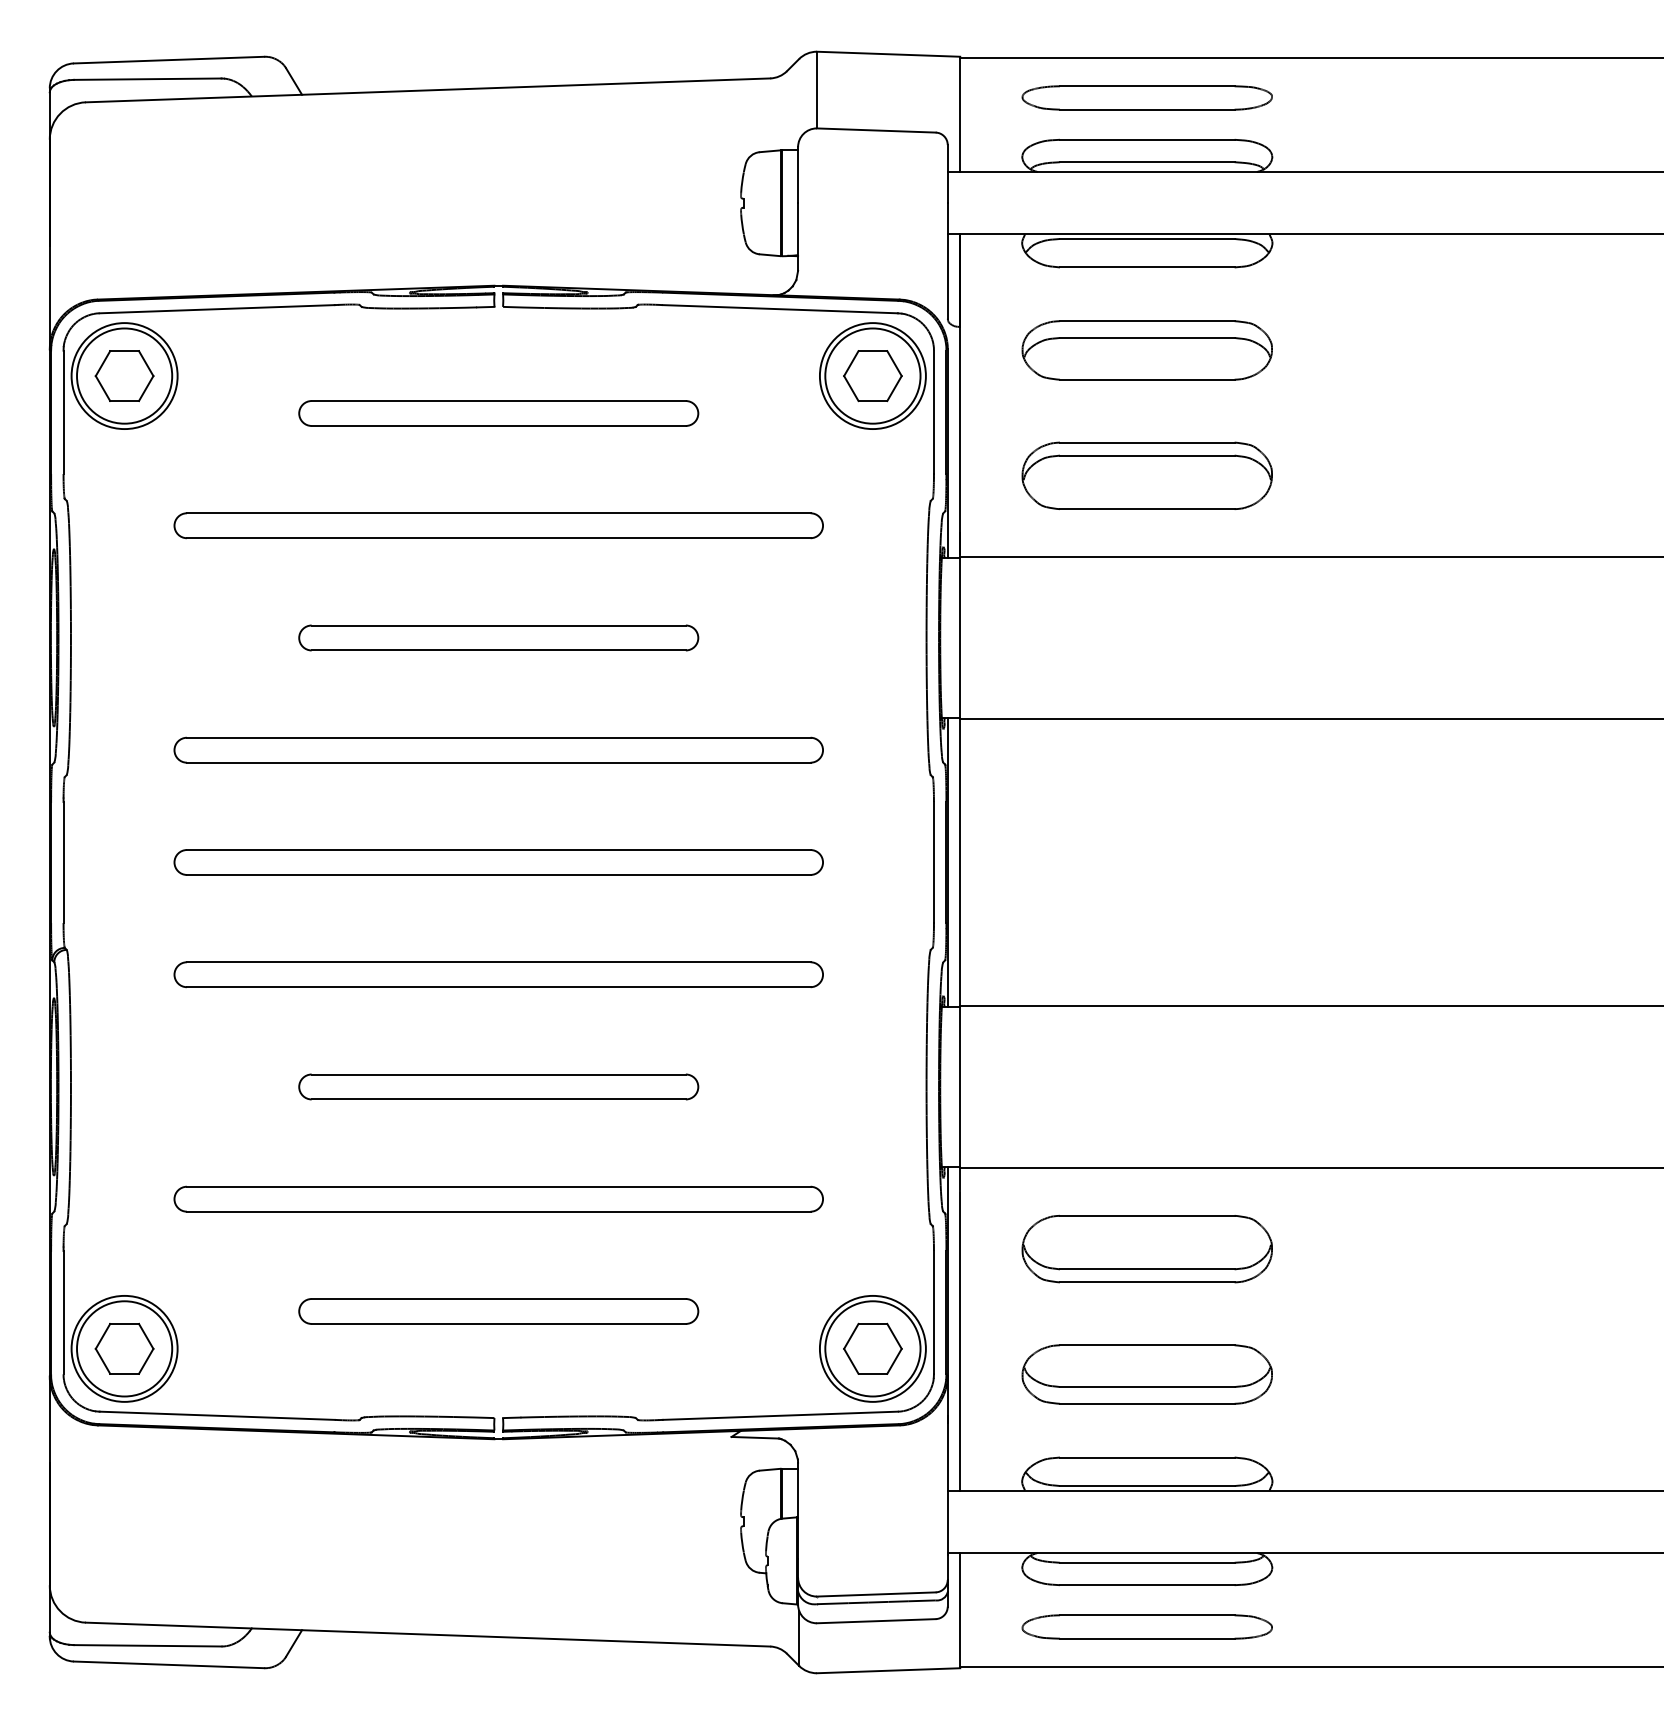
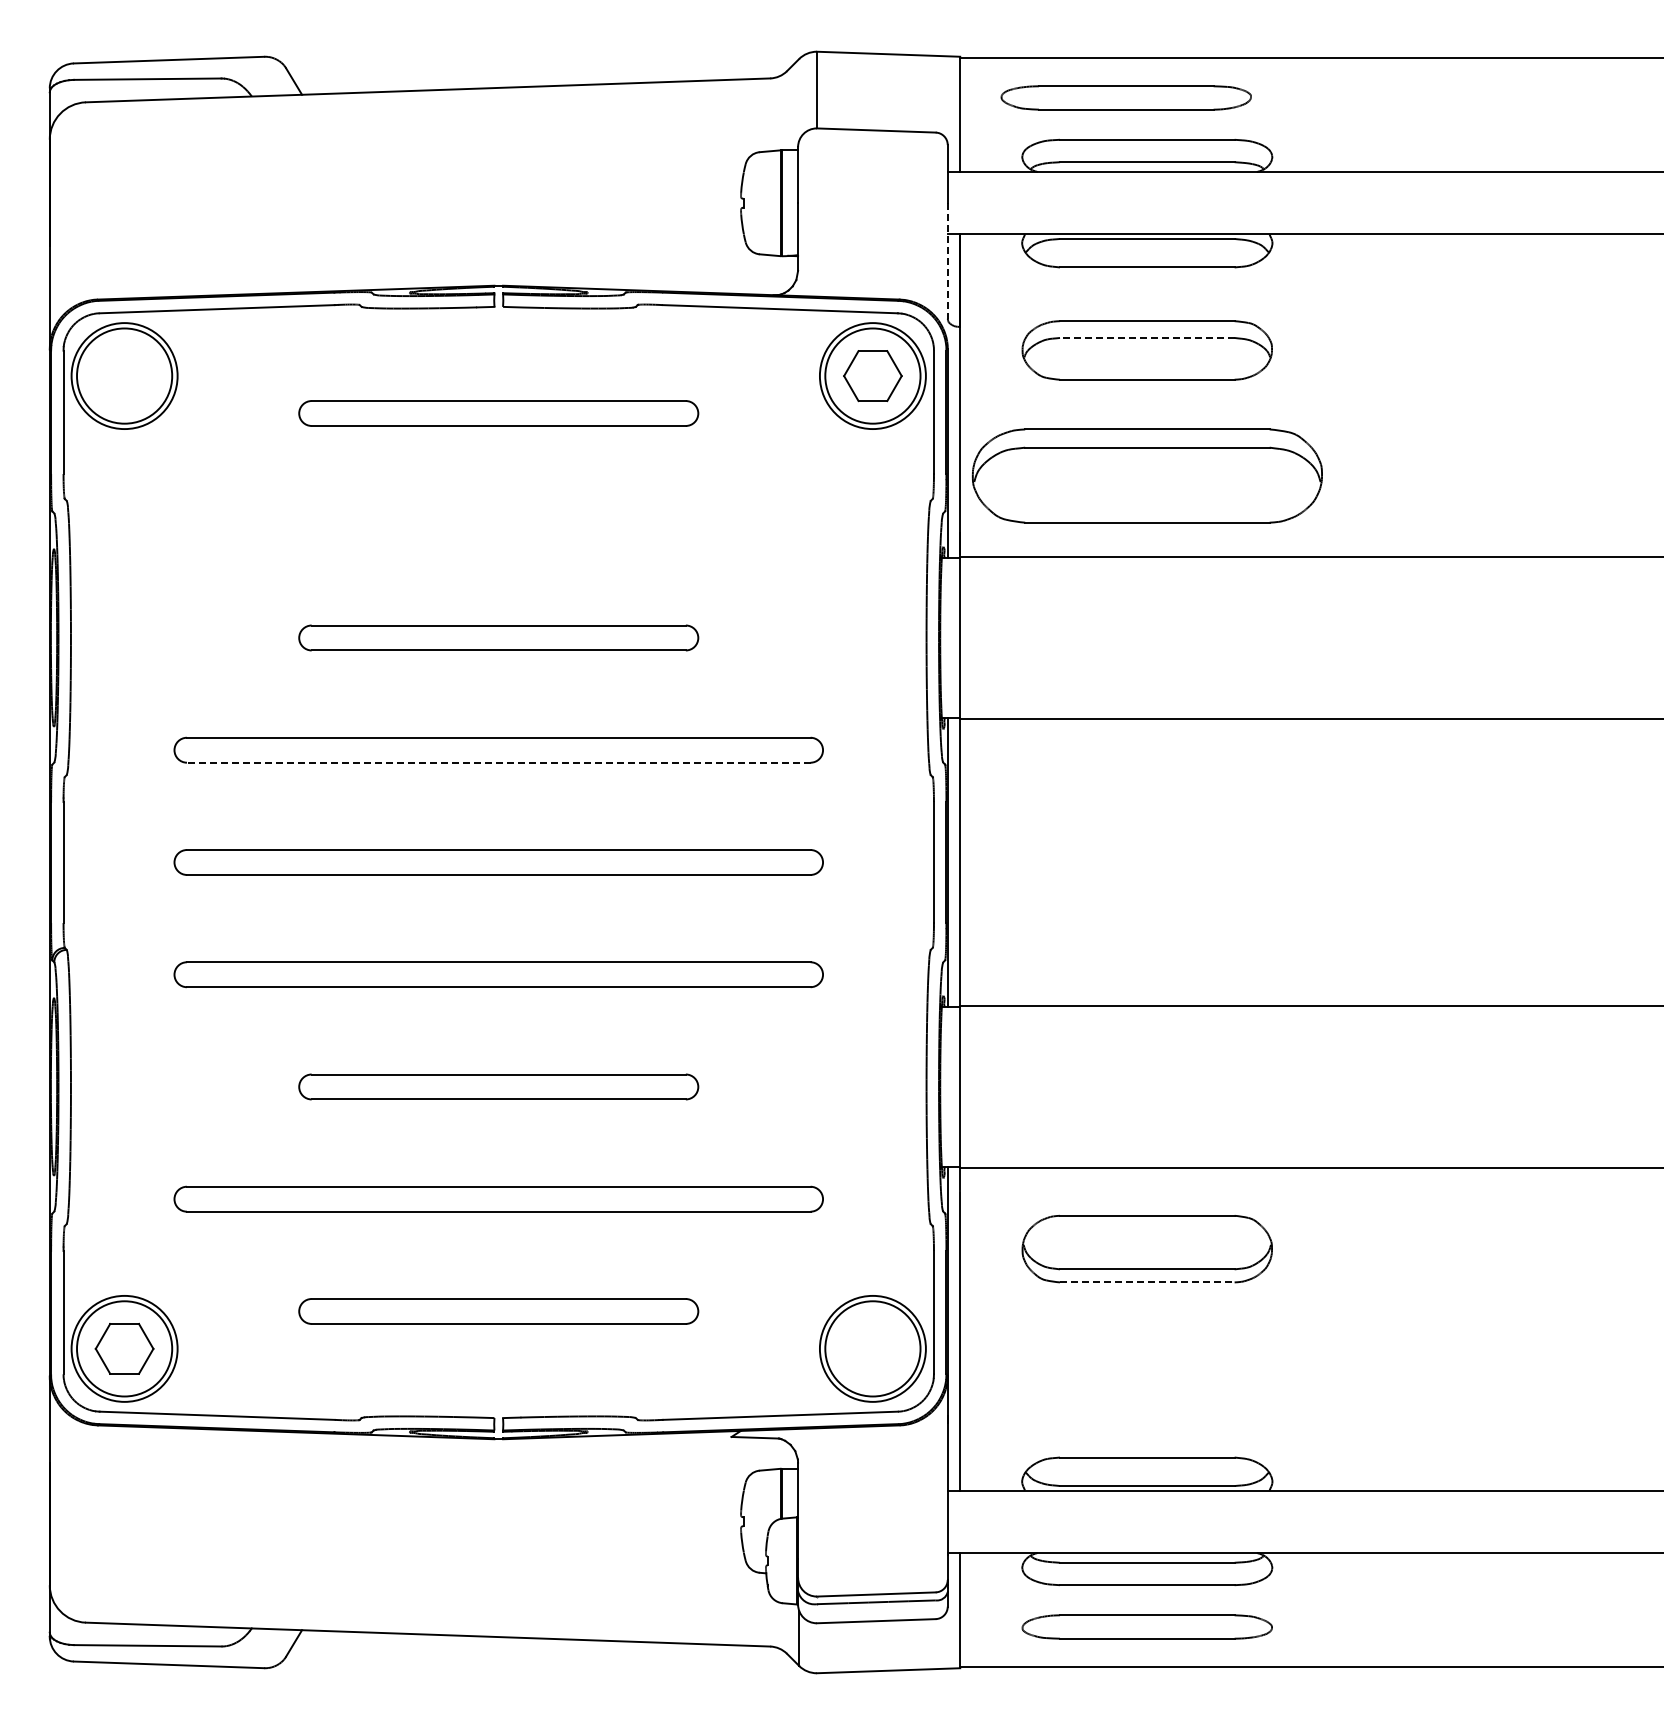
part position: (1146, 97) -> (1125, 97) (1125, 97)
line: solid -> dashed (947, 260)
line: solid -> dashed (1146, 337)
part: present -> none (124, 375)
part size: 252x69 px -> 352x96 px (1146, 475)
part: present -> none (498, 525)
line: solid -> dashed (498, 762)
line: solid -> dashed (1147, 1282)
part: present -> none (872, 1348)
part: present -> none (1146, 1374)
